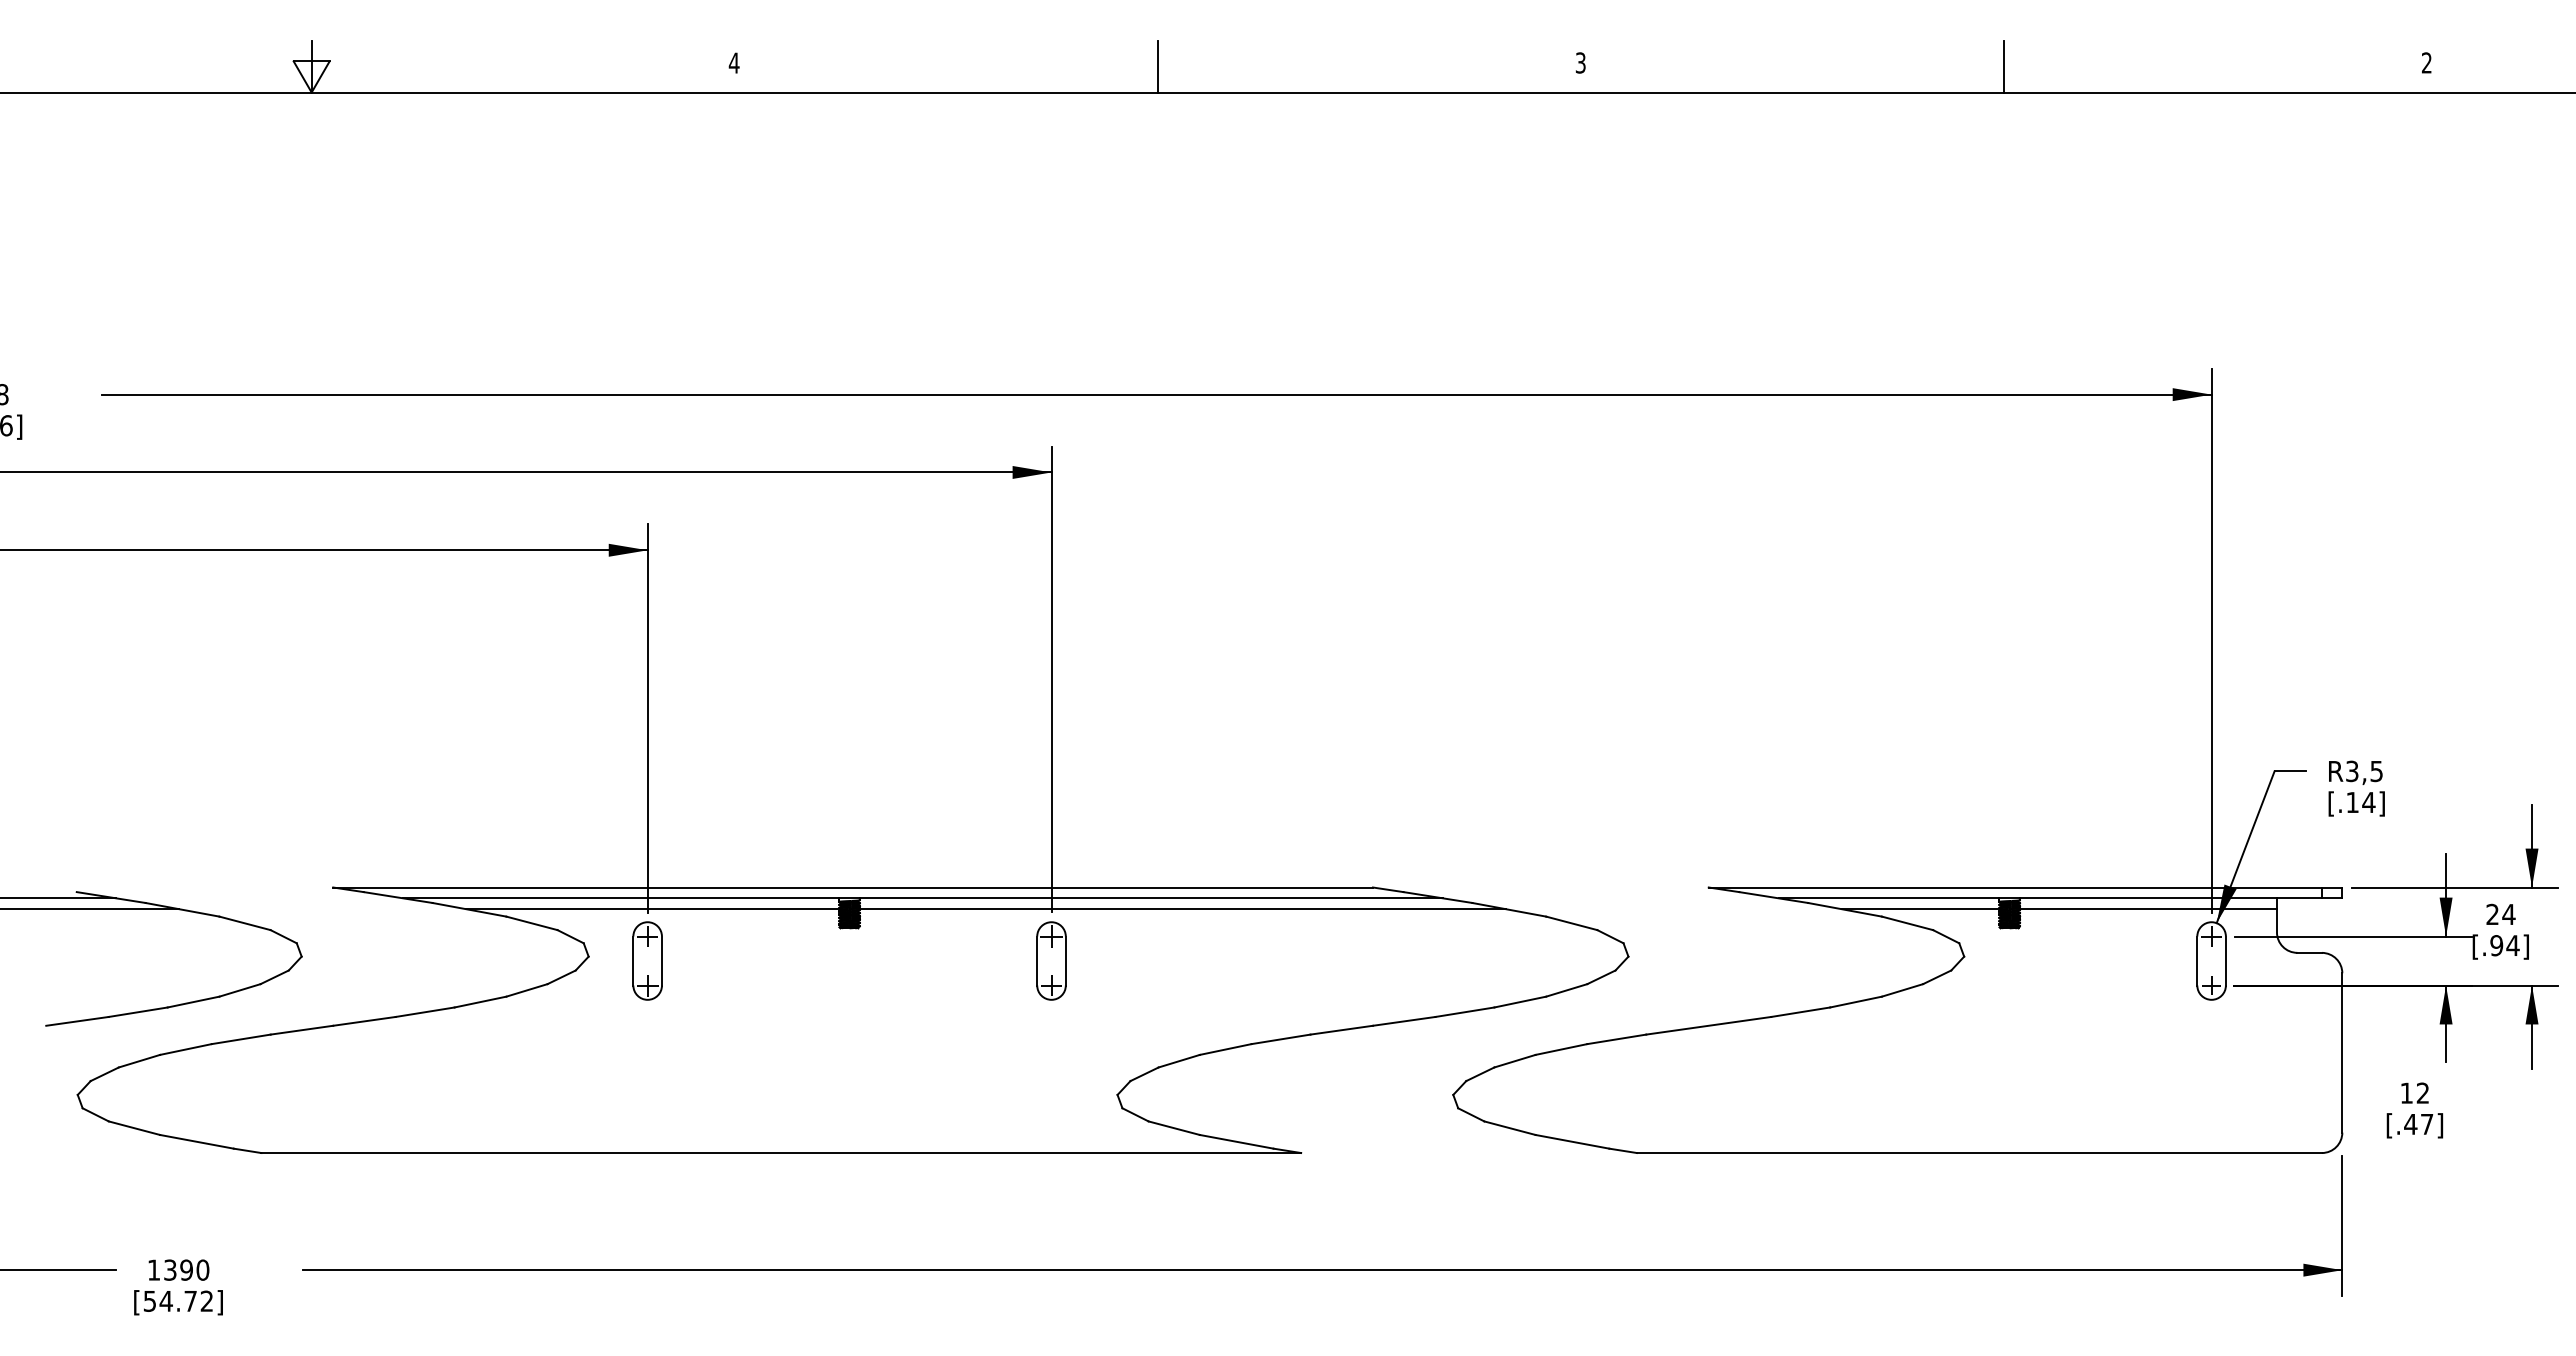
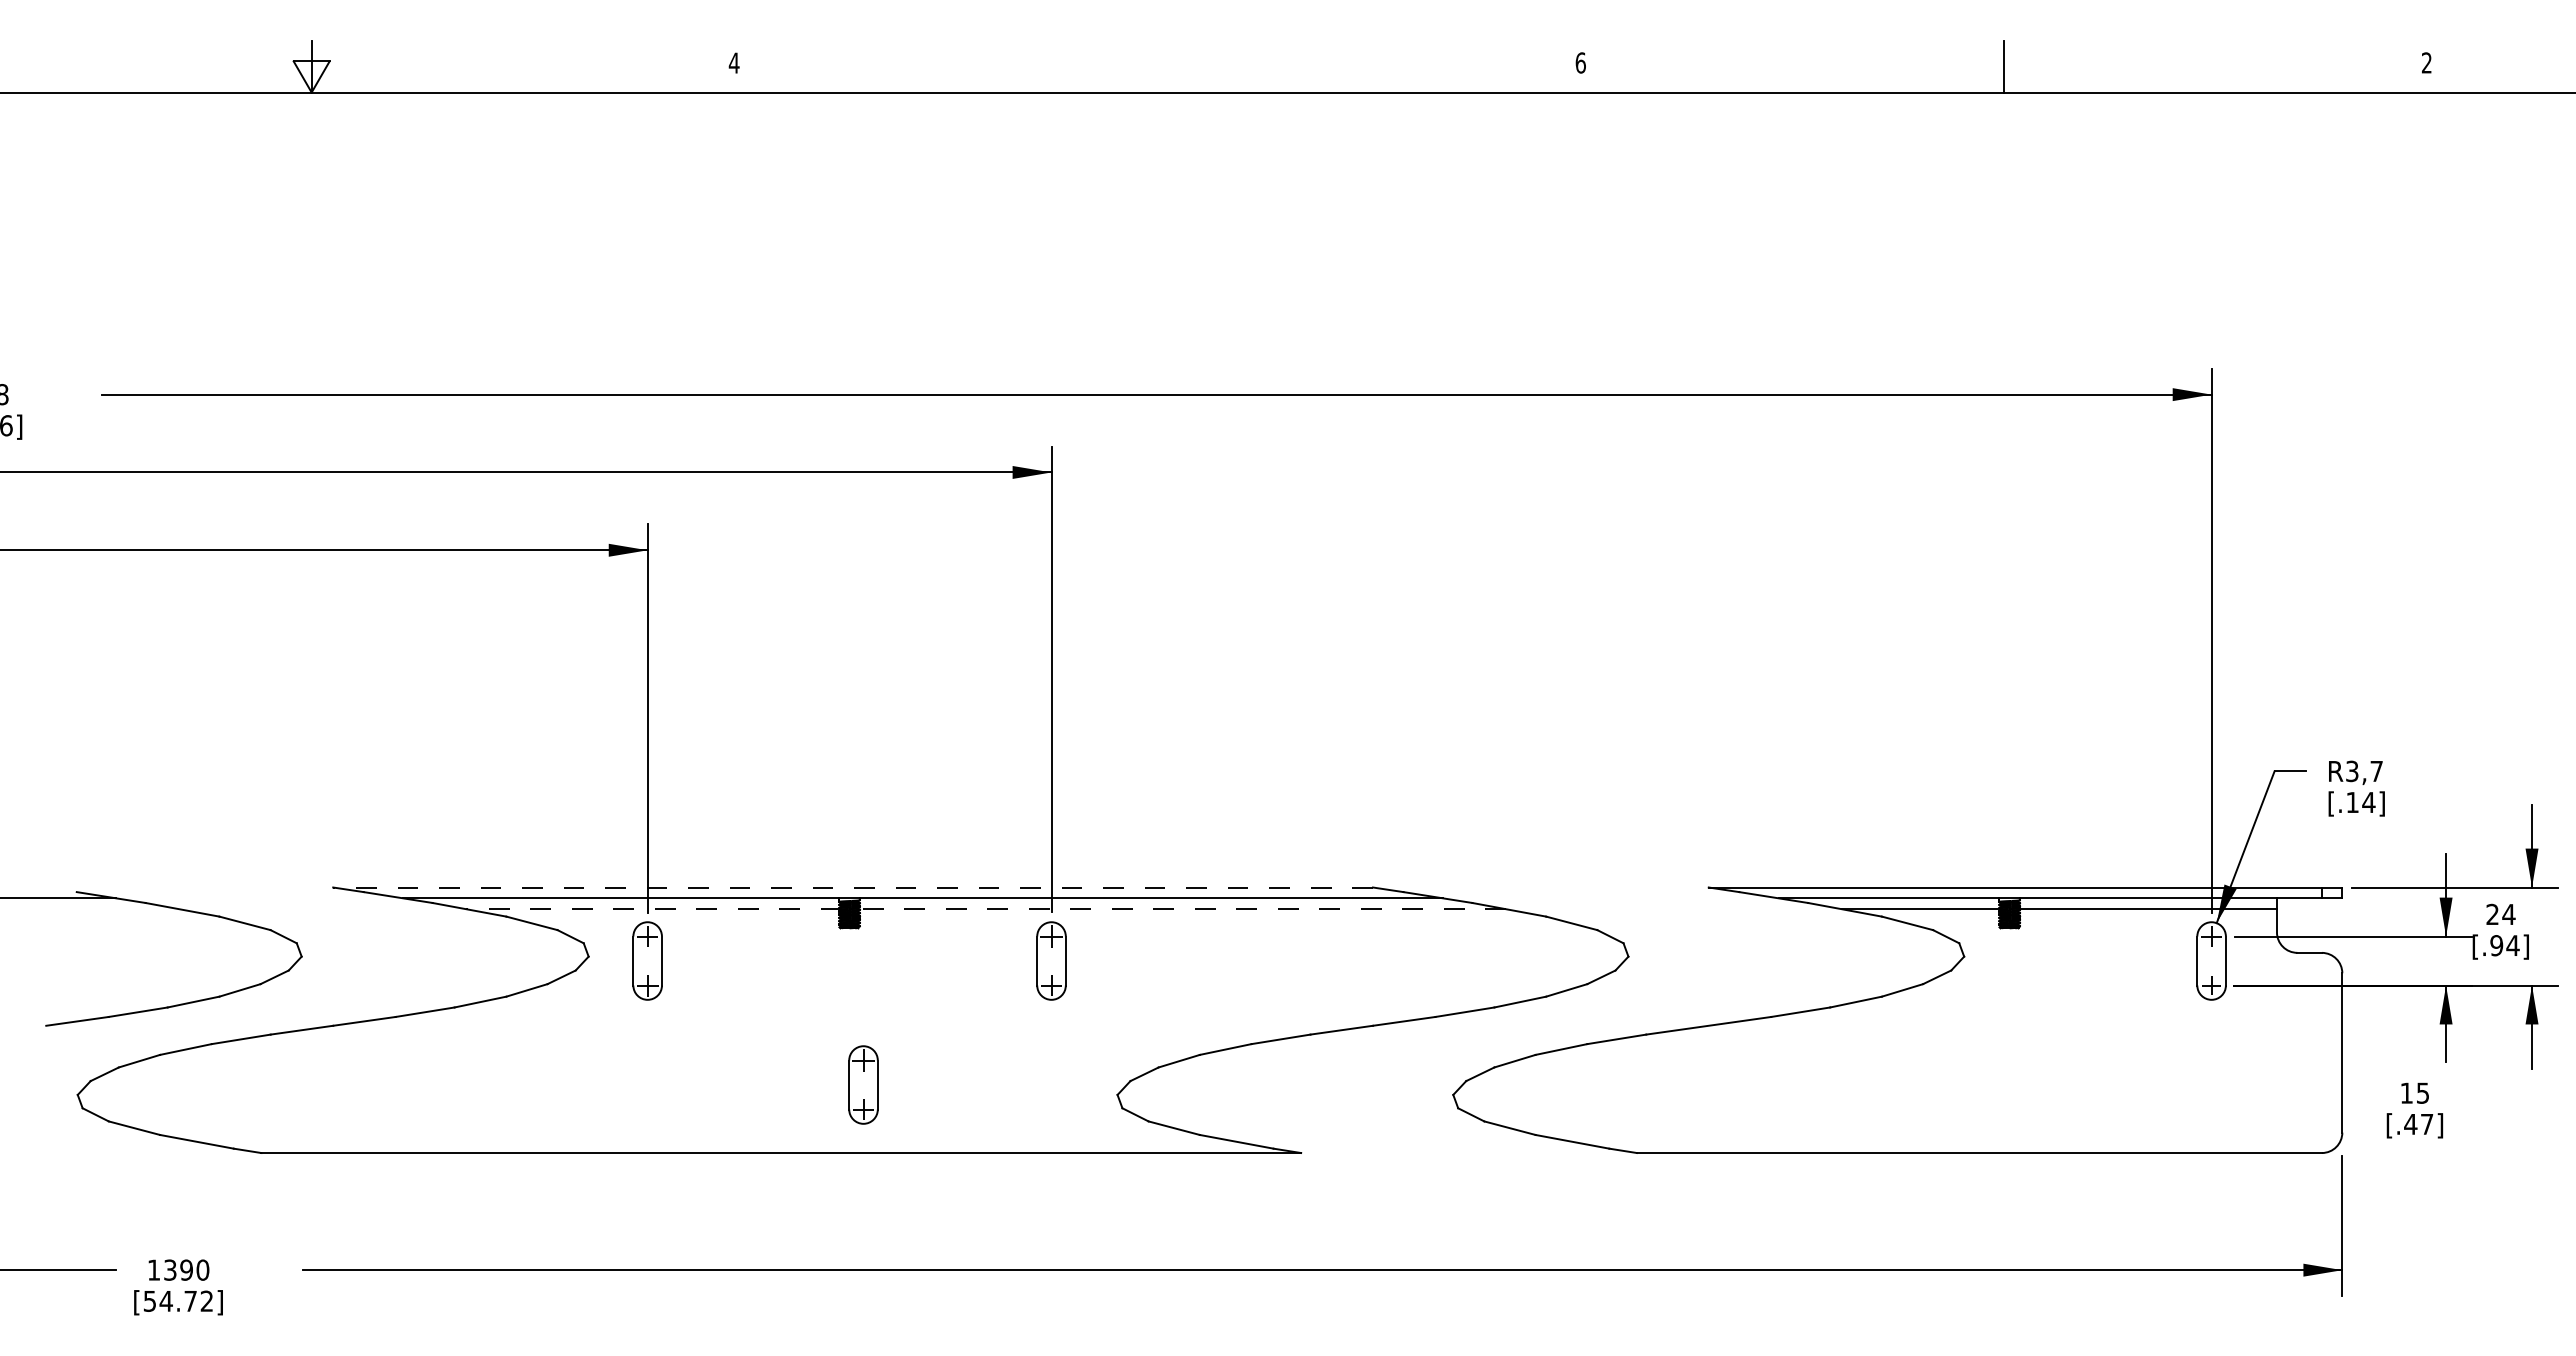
text: 3 -> 6 (1580, 62)
line: present -> none (1158, 66)
text: R3,5 -> R3,7 (2376, 771)
line: solid -> dashed (853, 887)
line: present -> none (90, 909)
line: solid -> dashed (653, 909)
line: solid -> dashed (1182, 909)
part: none -> present (863, 1084)
text: 12 -> 15 (2422, 1092)
